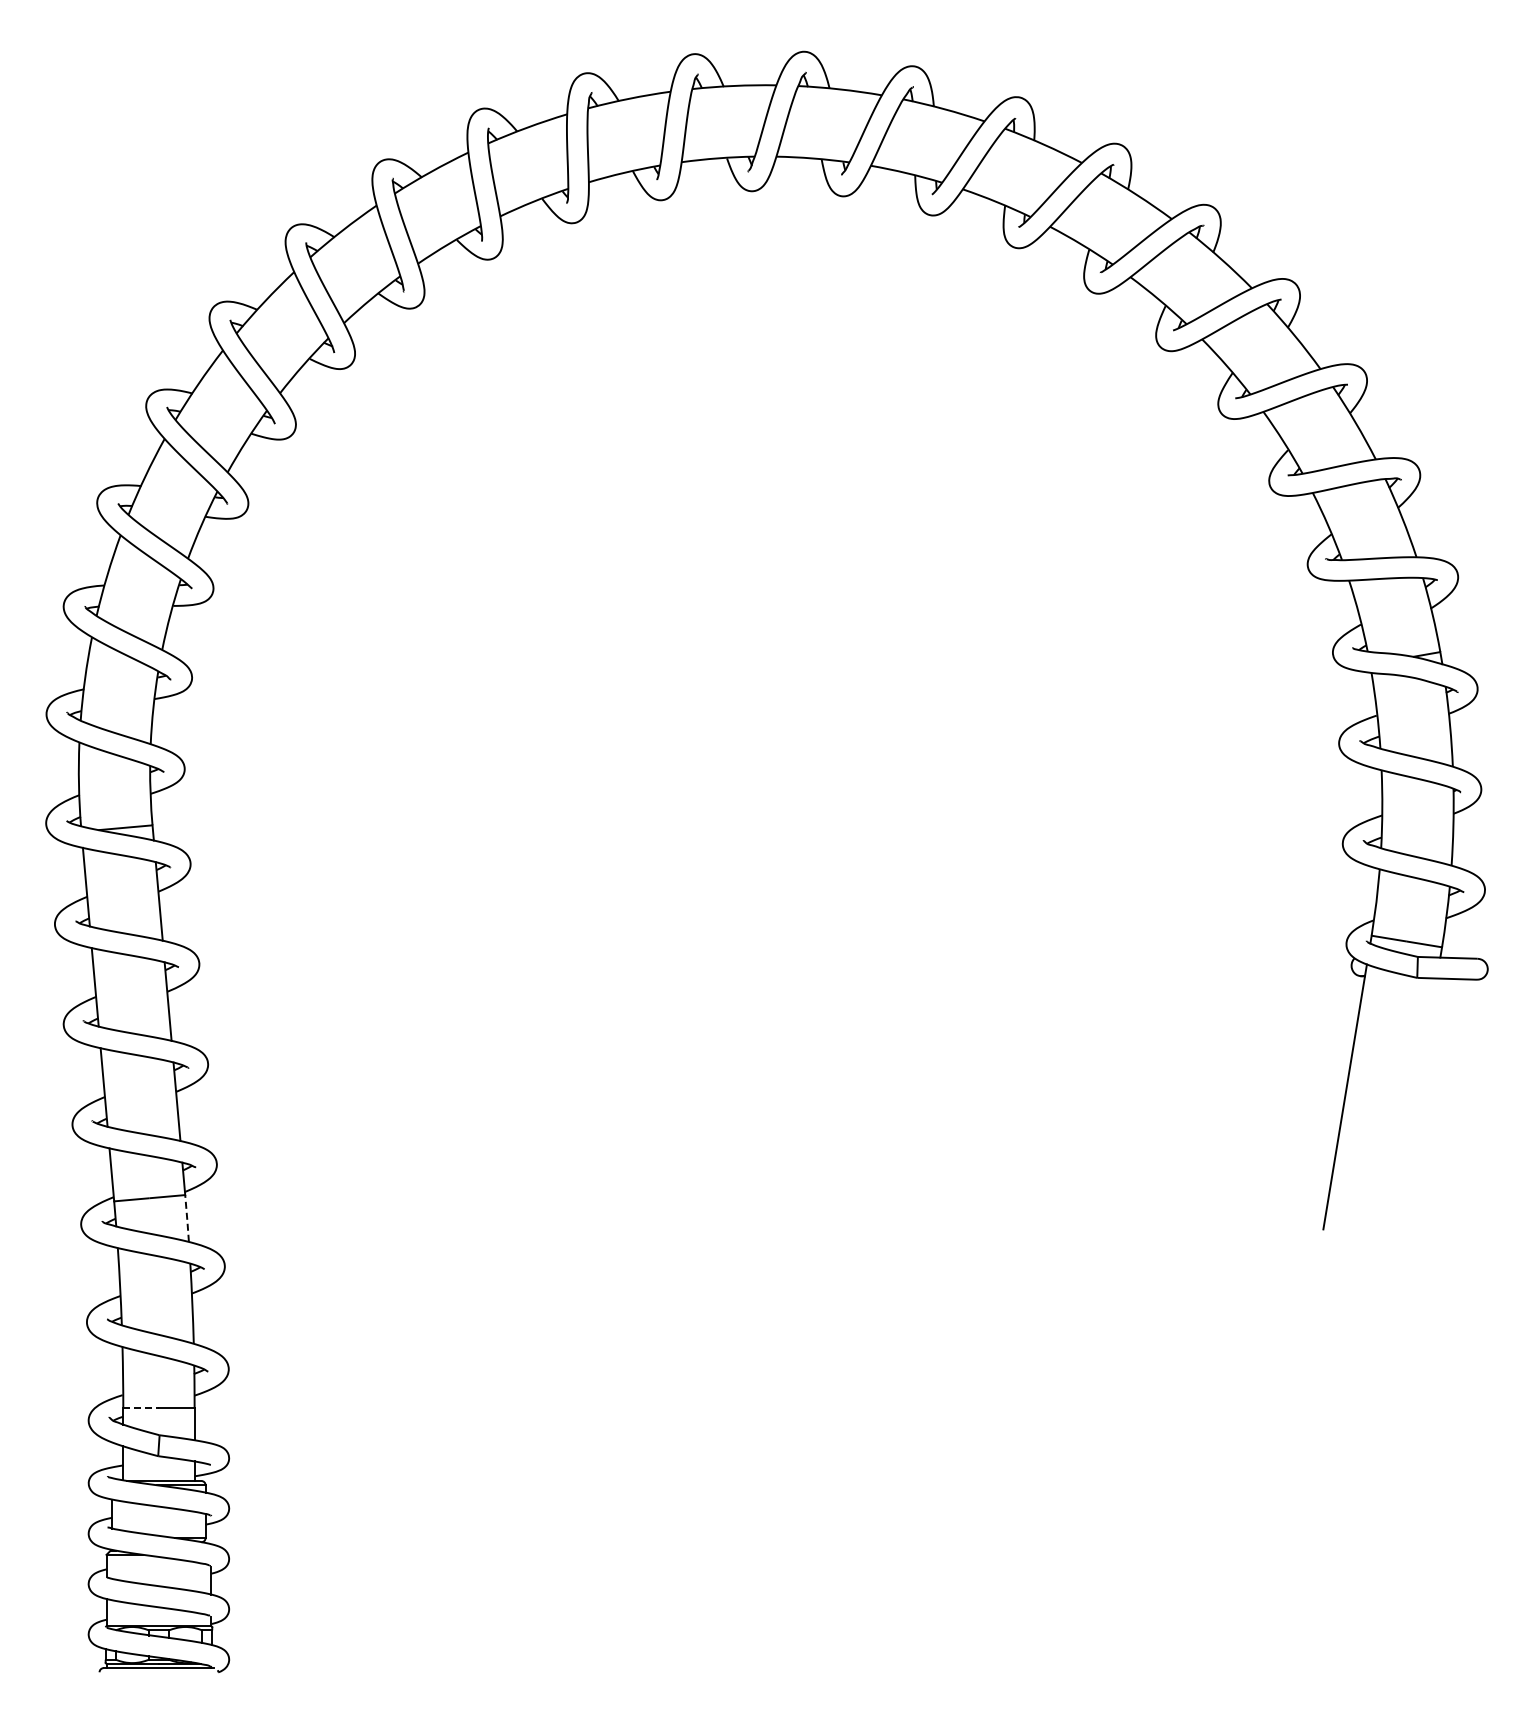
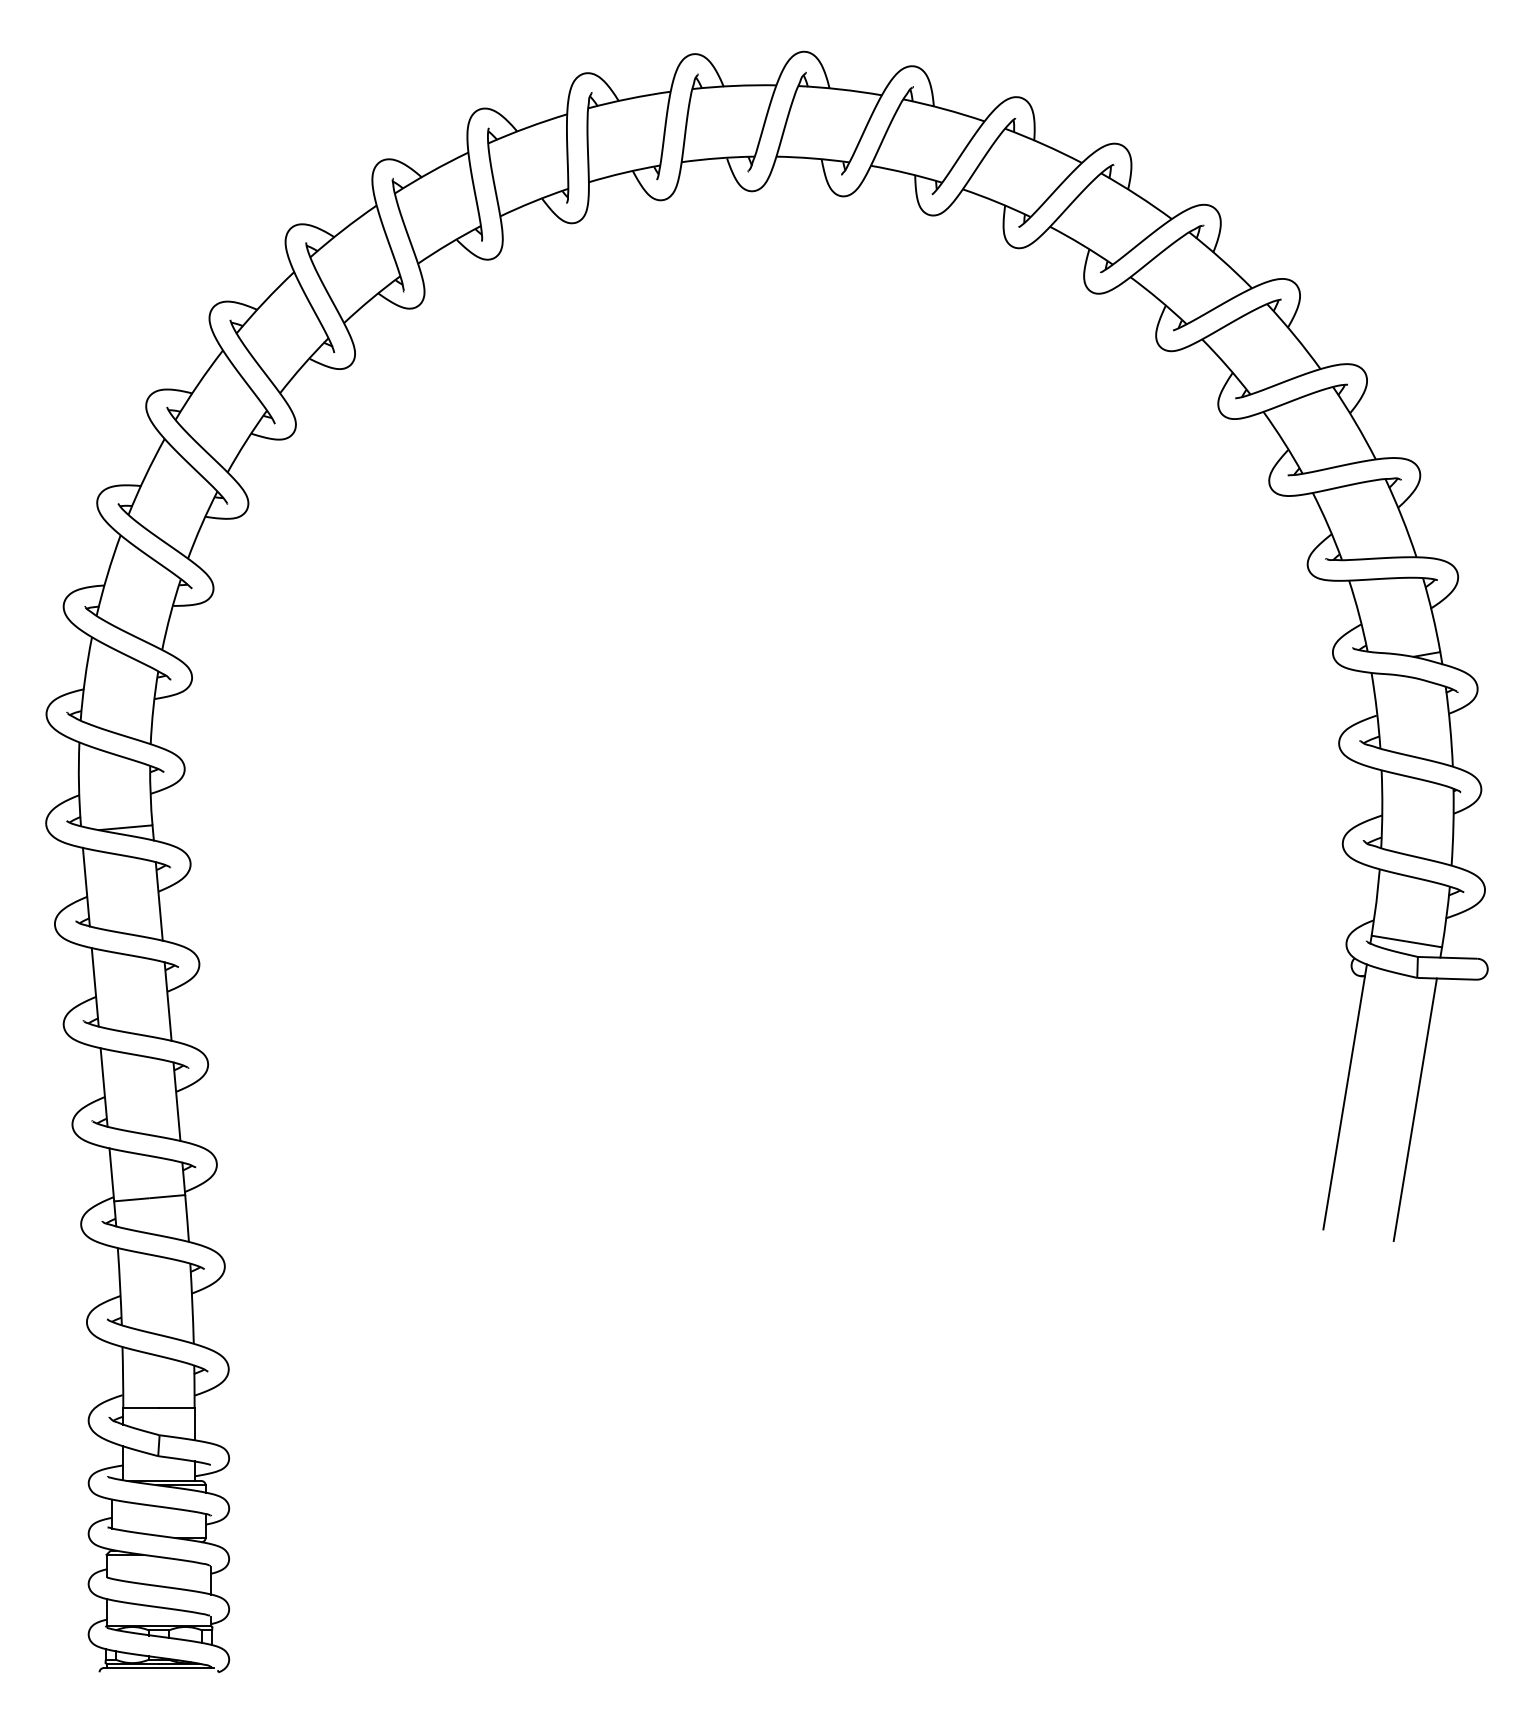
line: none -> present (1414, 1109)
line: dashed -> solid (187, 1218)
line: dashed -> solid (141, 1408)
